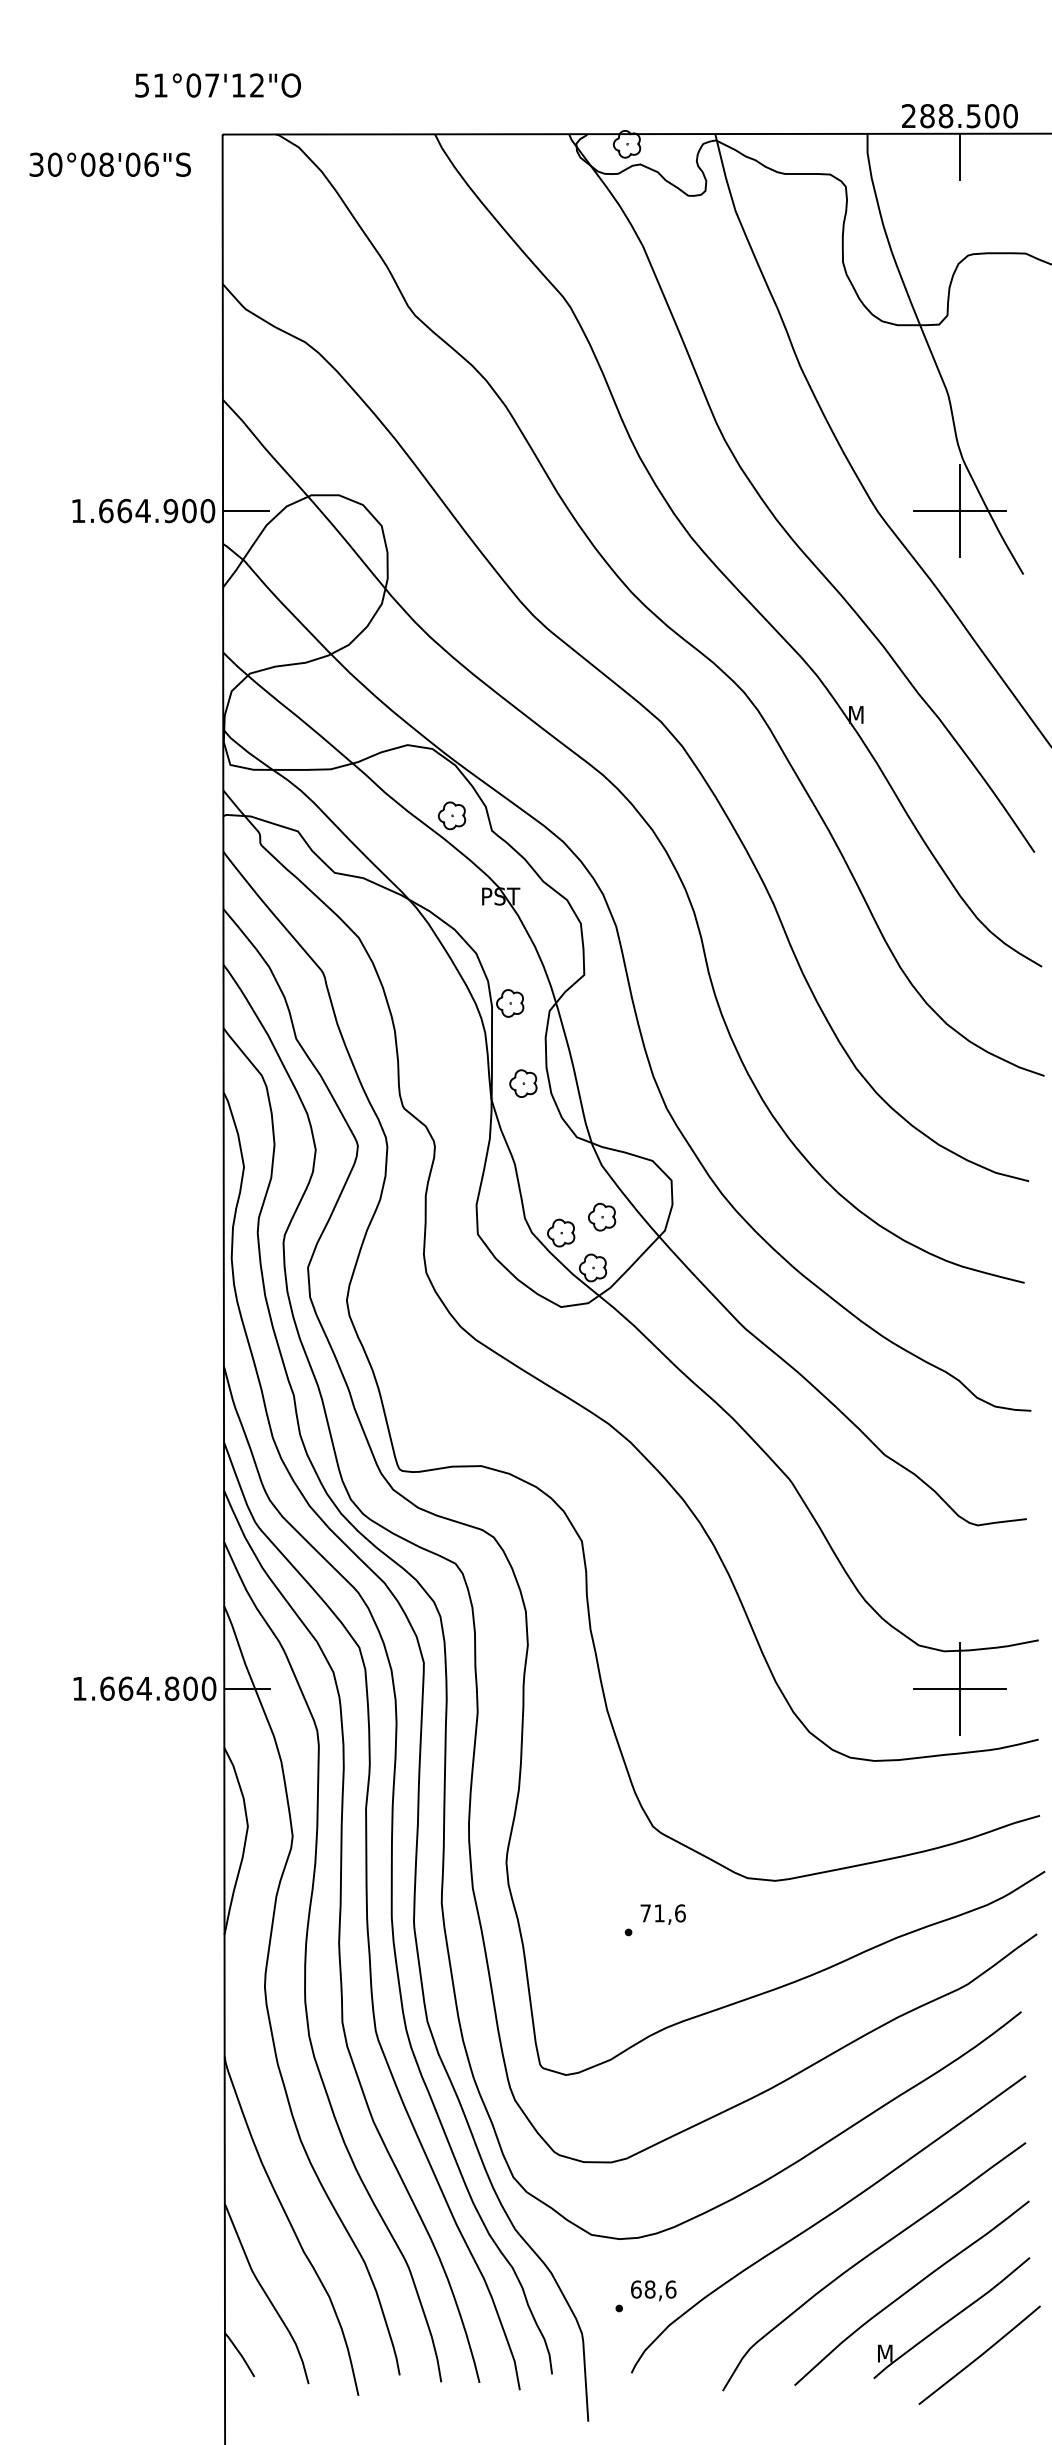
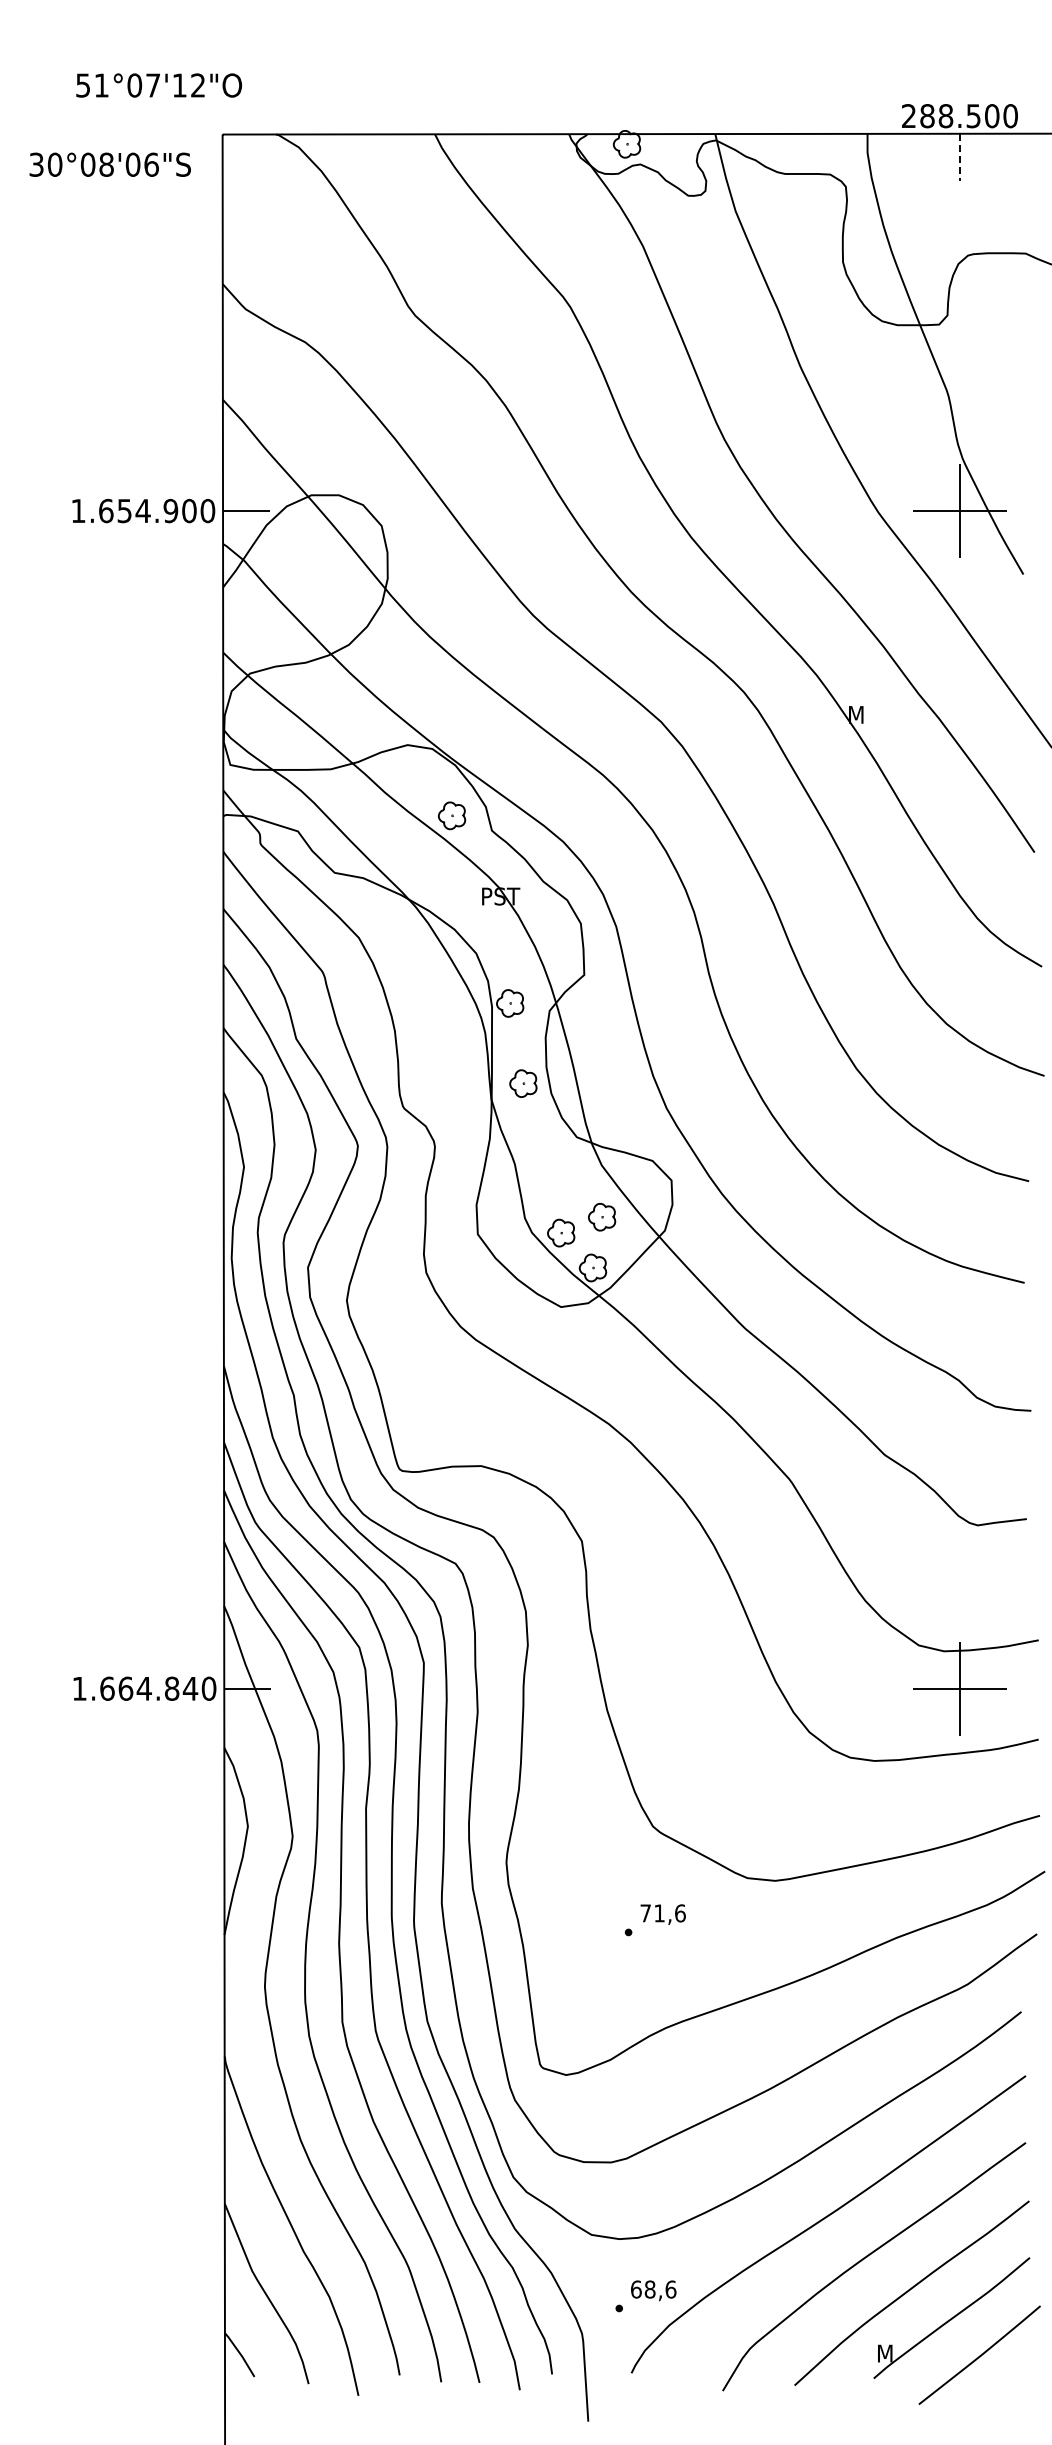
text position: (218, 85) -> (159, 85) (159, 85)
line: solid -> dashed (959, 157)
text: 1.664.900 -> 1.654.900 (124, 510)
text: 1.664.800 -> 1.664.840 (190, 1688)
